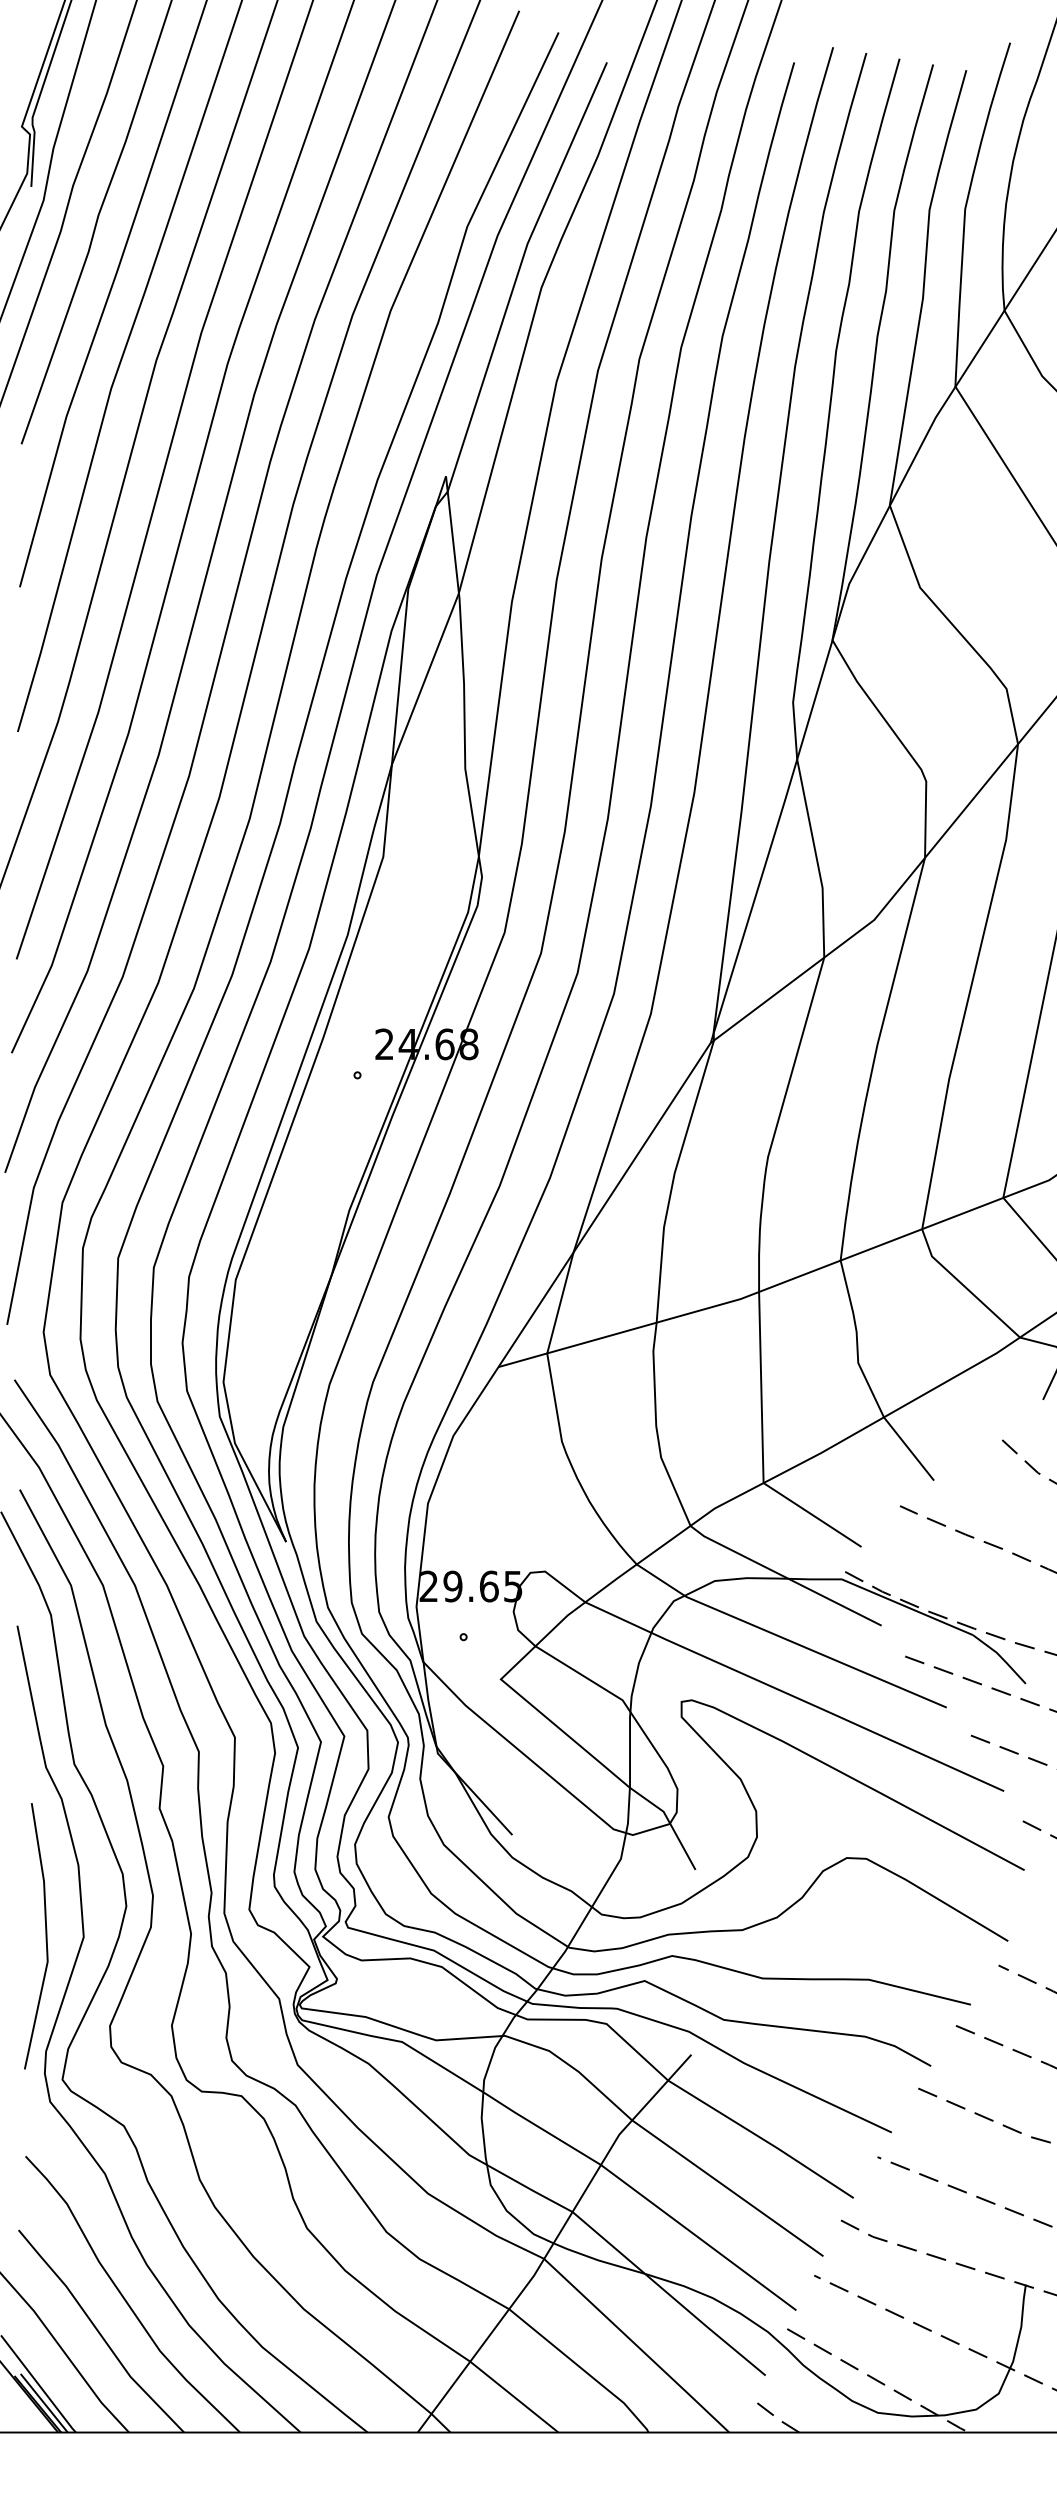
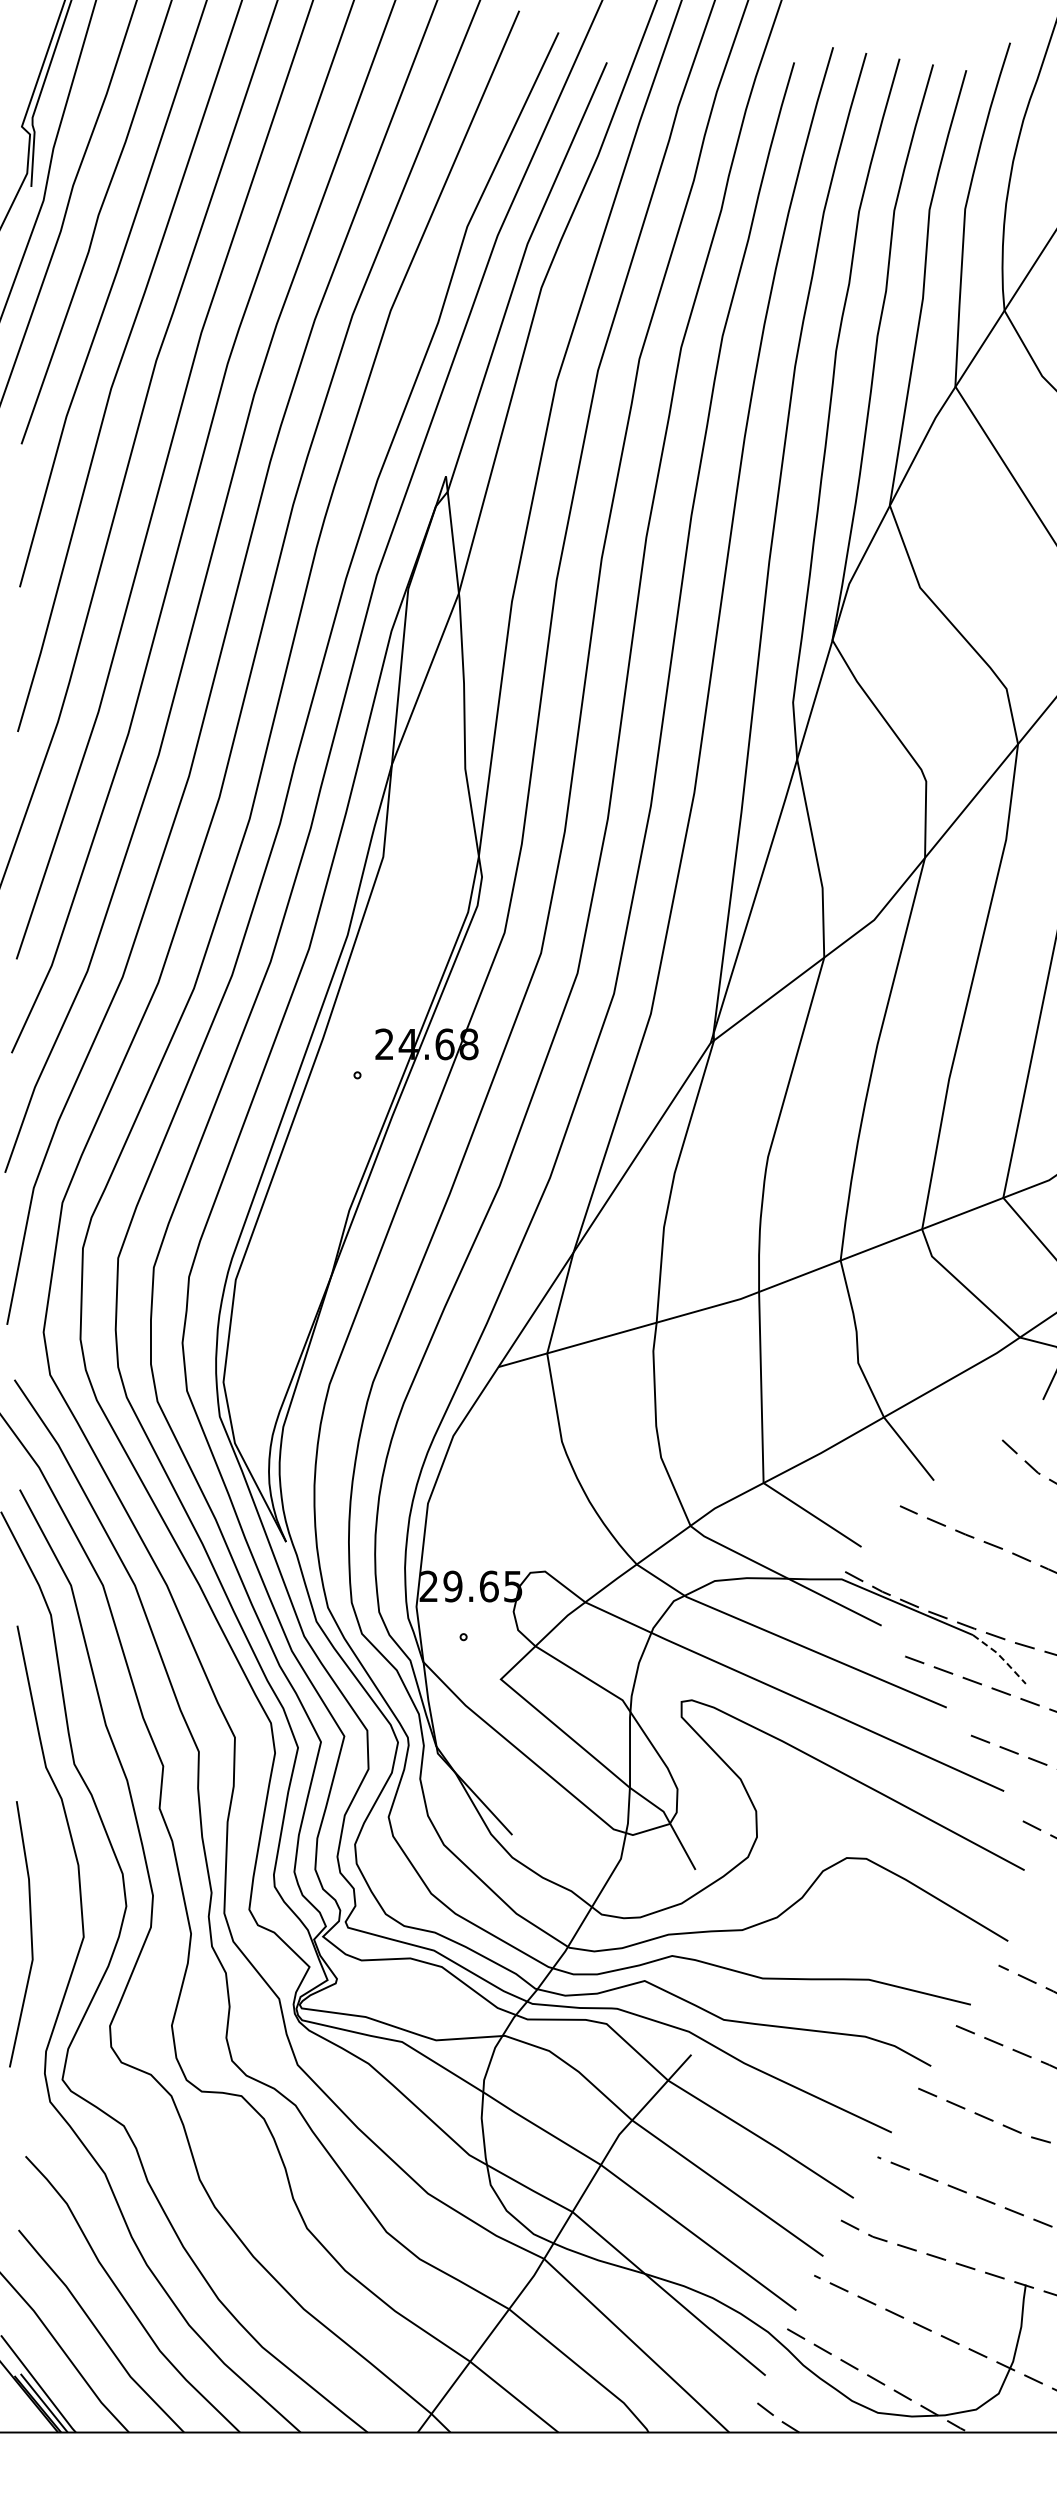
line: solid -> dashed (1001, 1657)
line position: (45, 1936) -> (30, 1934) (30, 1934)
